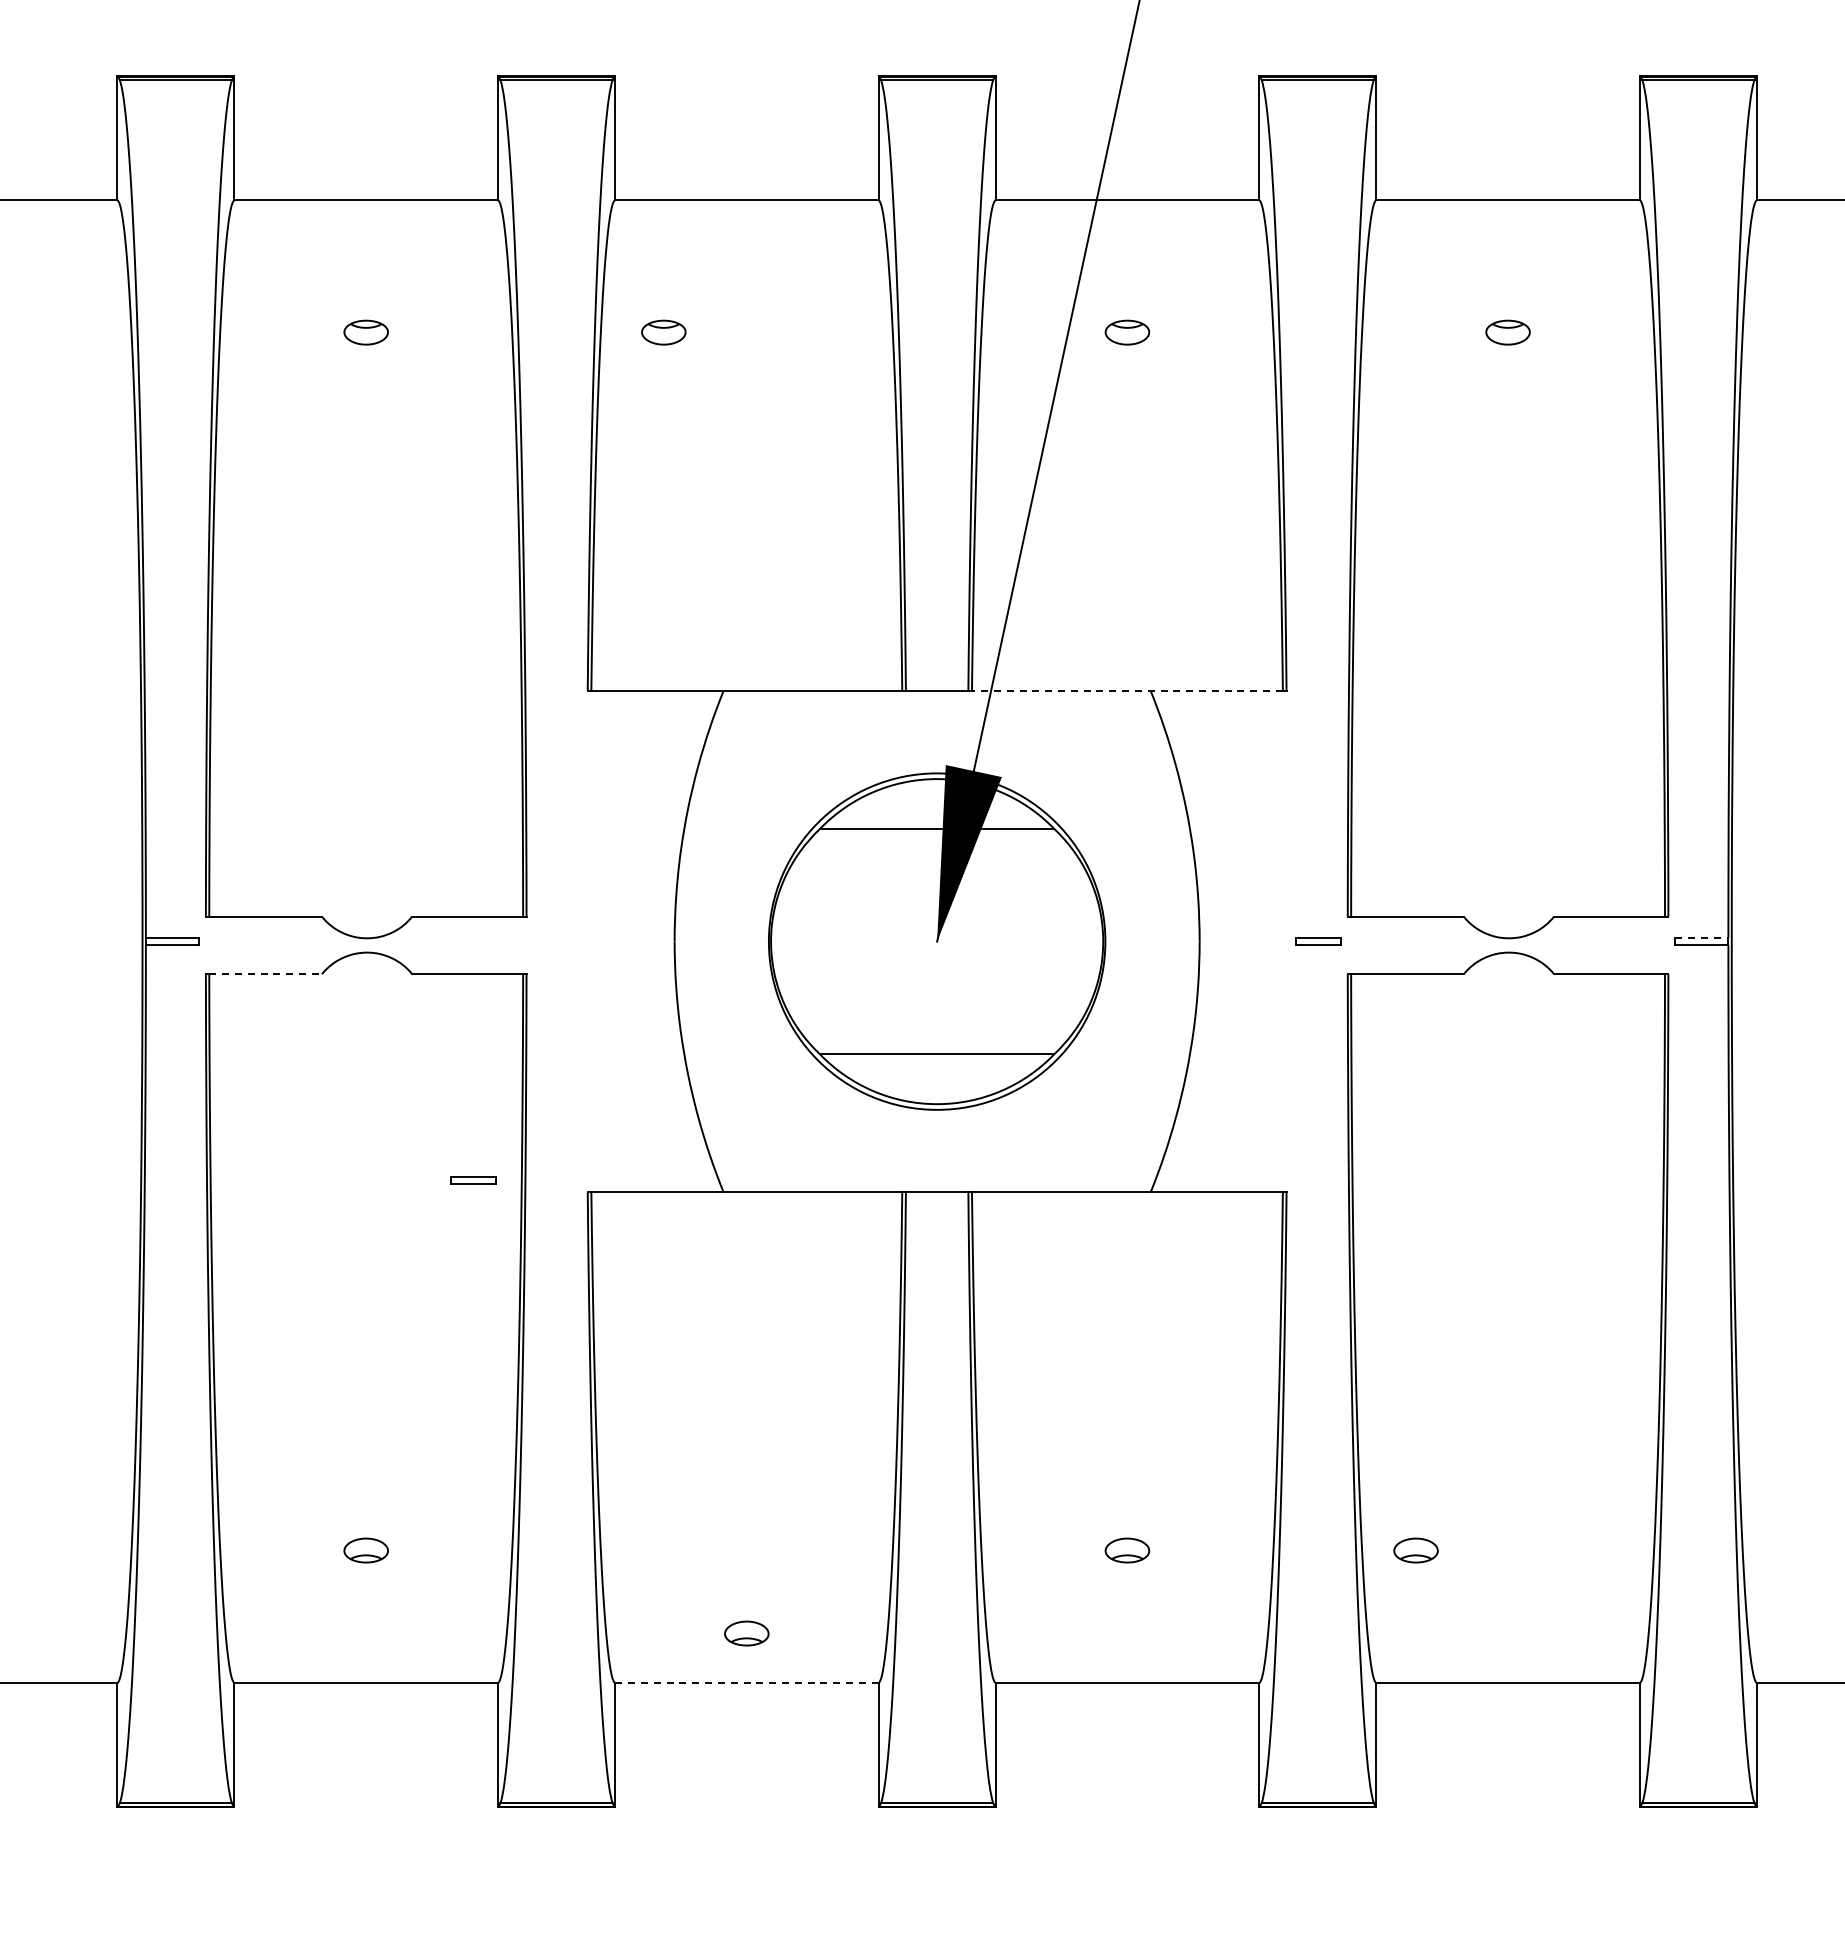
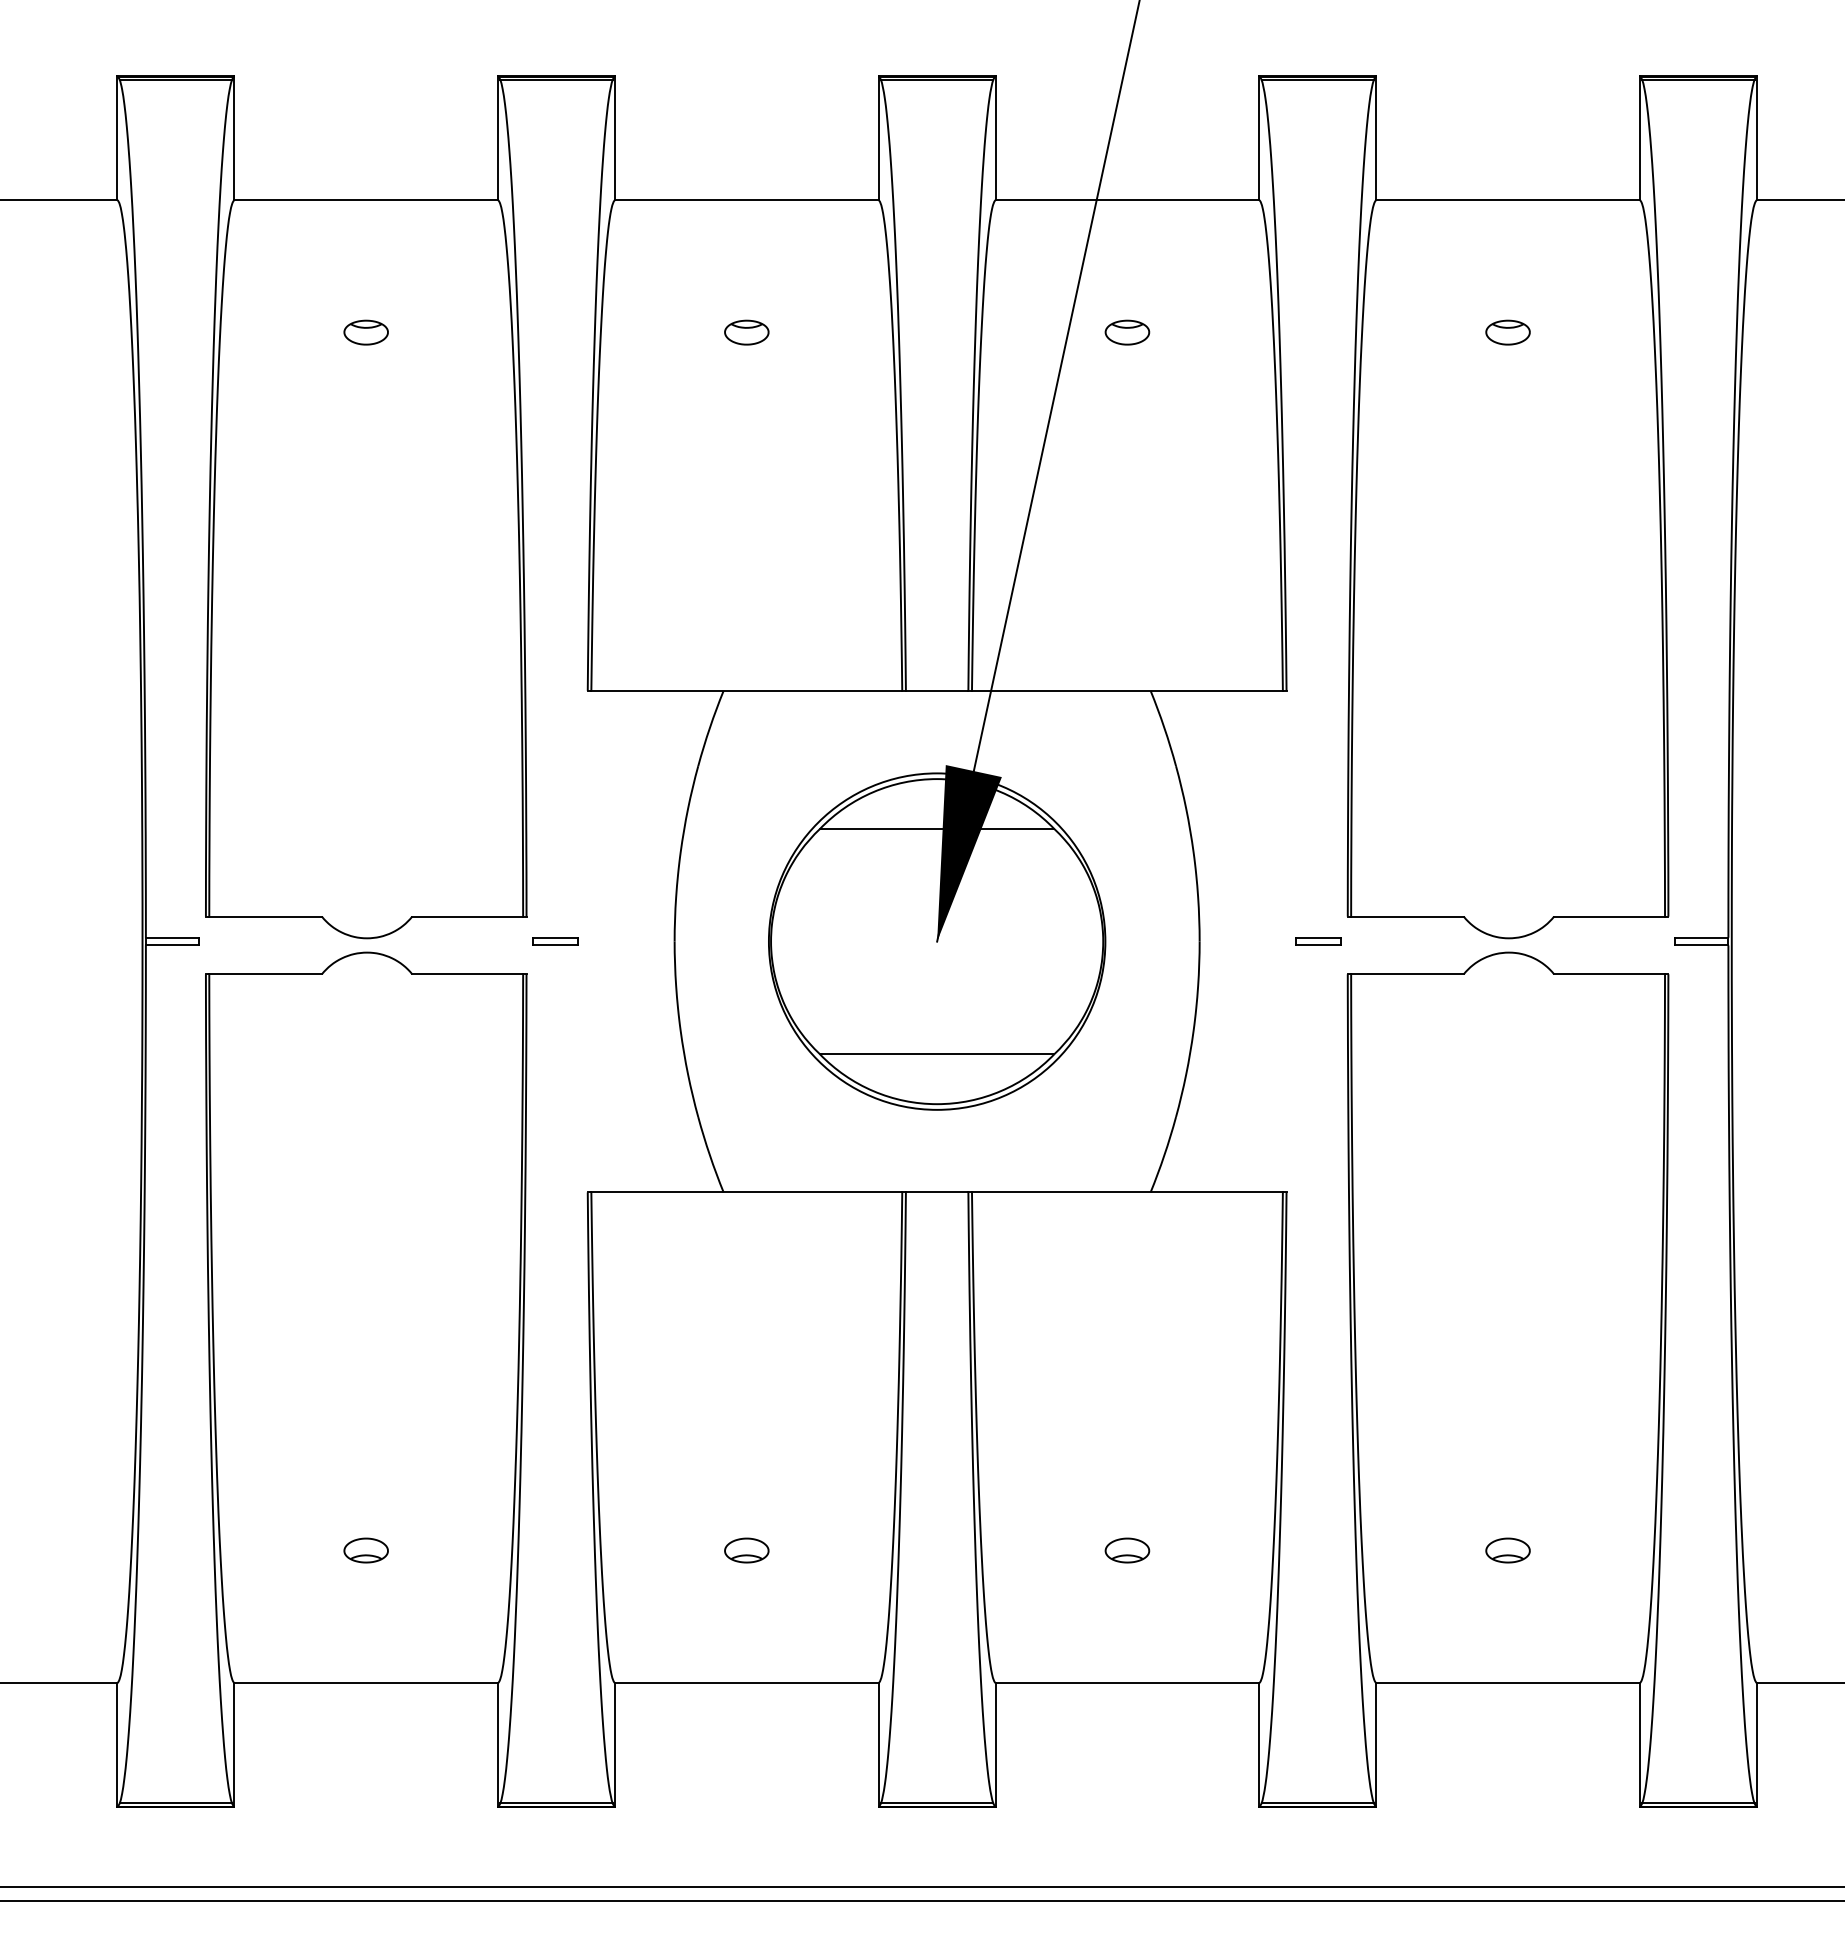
part position: (663, 332) -> (746, 332) (746, 332)
line: dashed -> solid (1126, 690)
line: dashed -> solid (1701, 937)
line: dashed -> solid (266, 974)
part position: (473, 1180) -> (555, 941) (555, 941)
part position: (1415, 1550) -> (1507, 1550) (1507, 1550)
part position: (746, 1633) -> (746, 1550) (746, 1550)
line: dashed -> solid (746, 1682)
line: none -> present (921, 1886)
line: none -> present (921, 1901)
